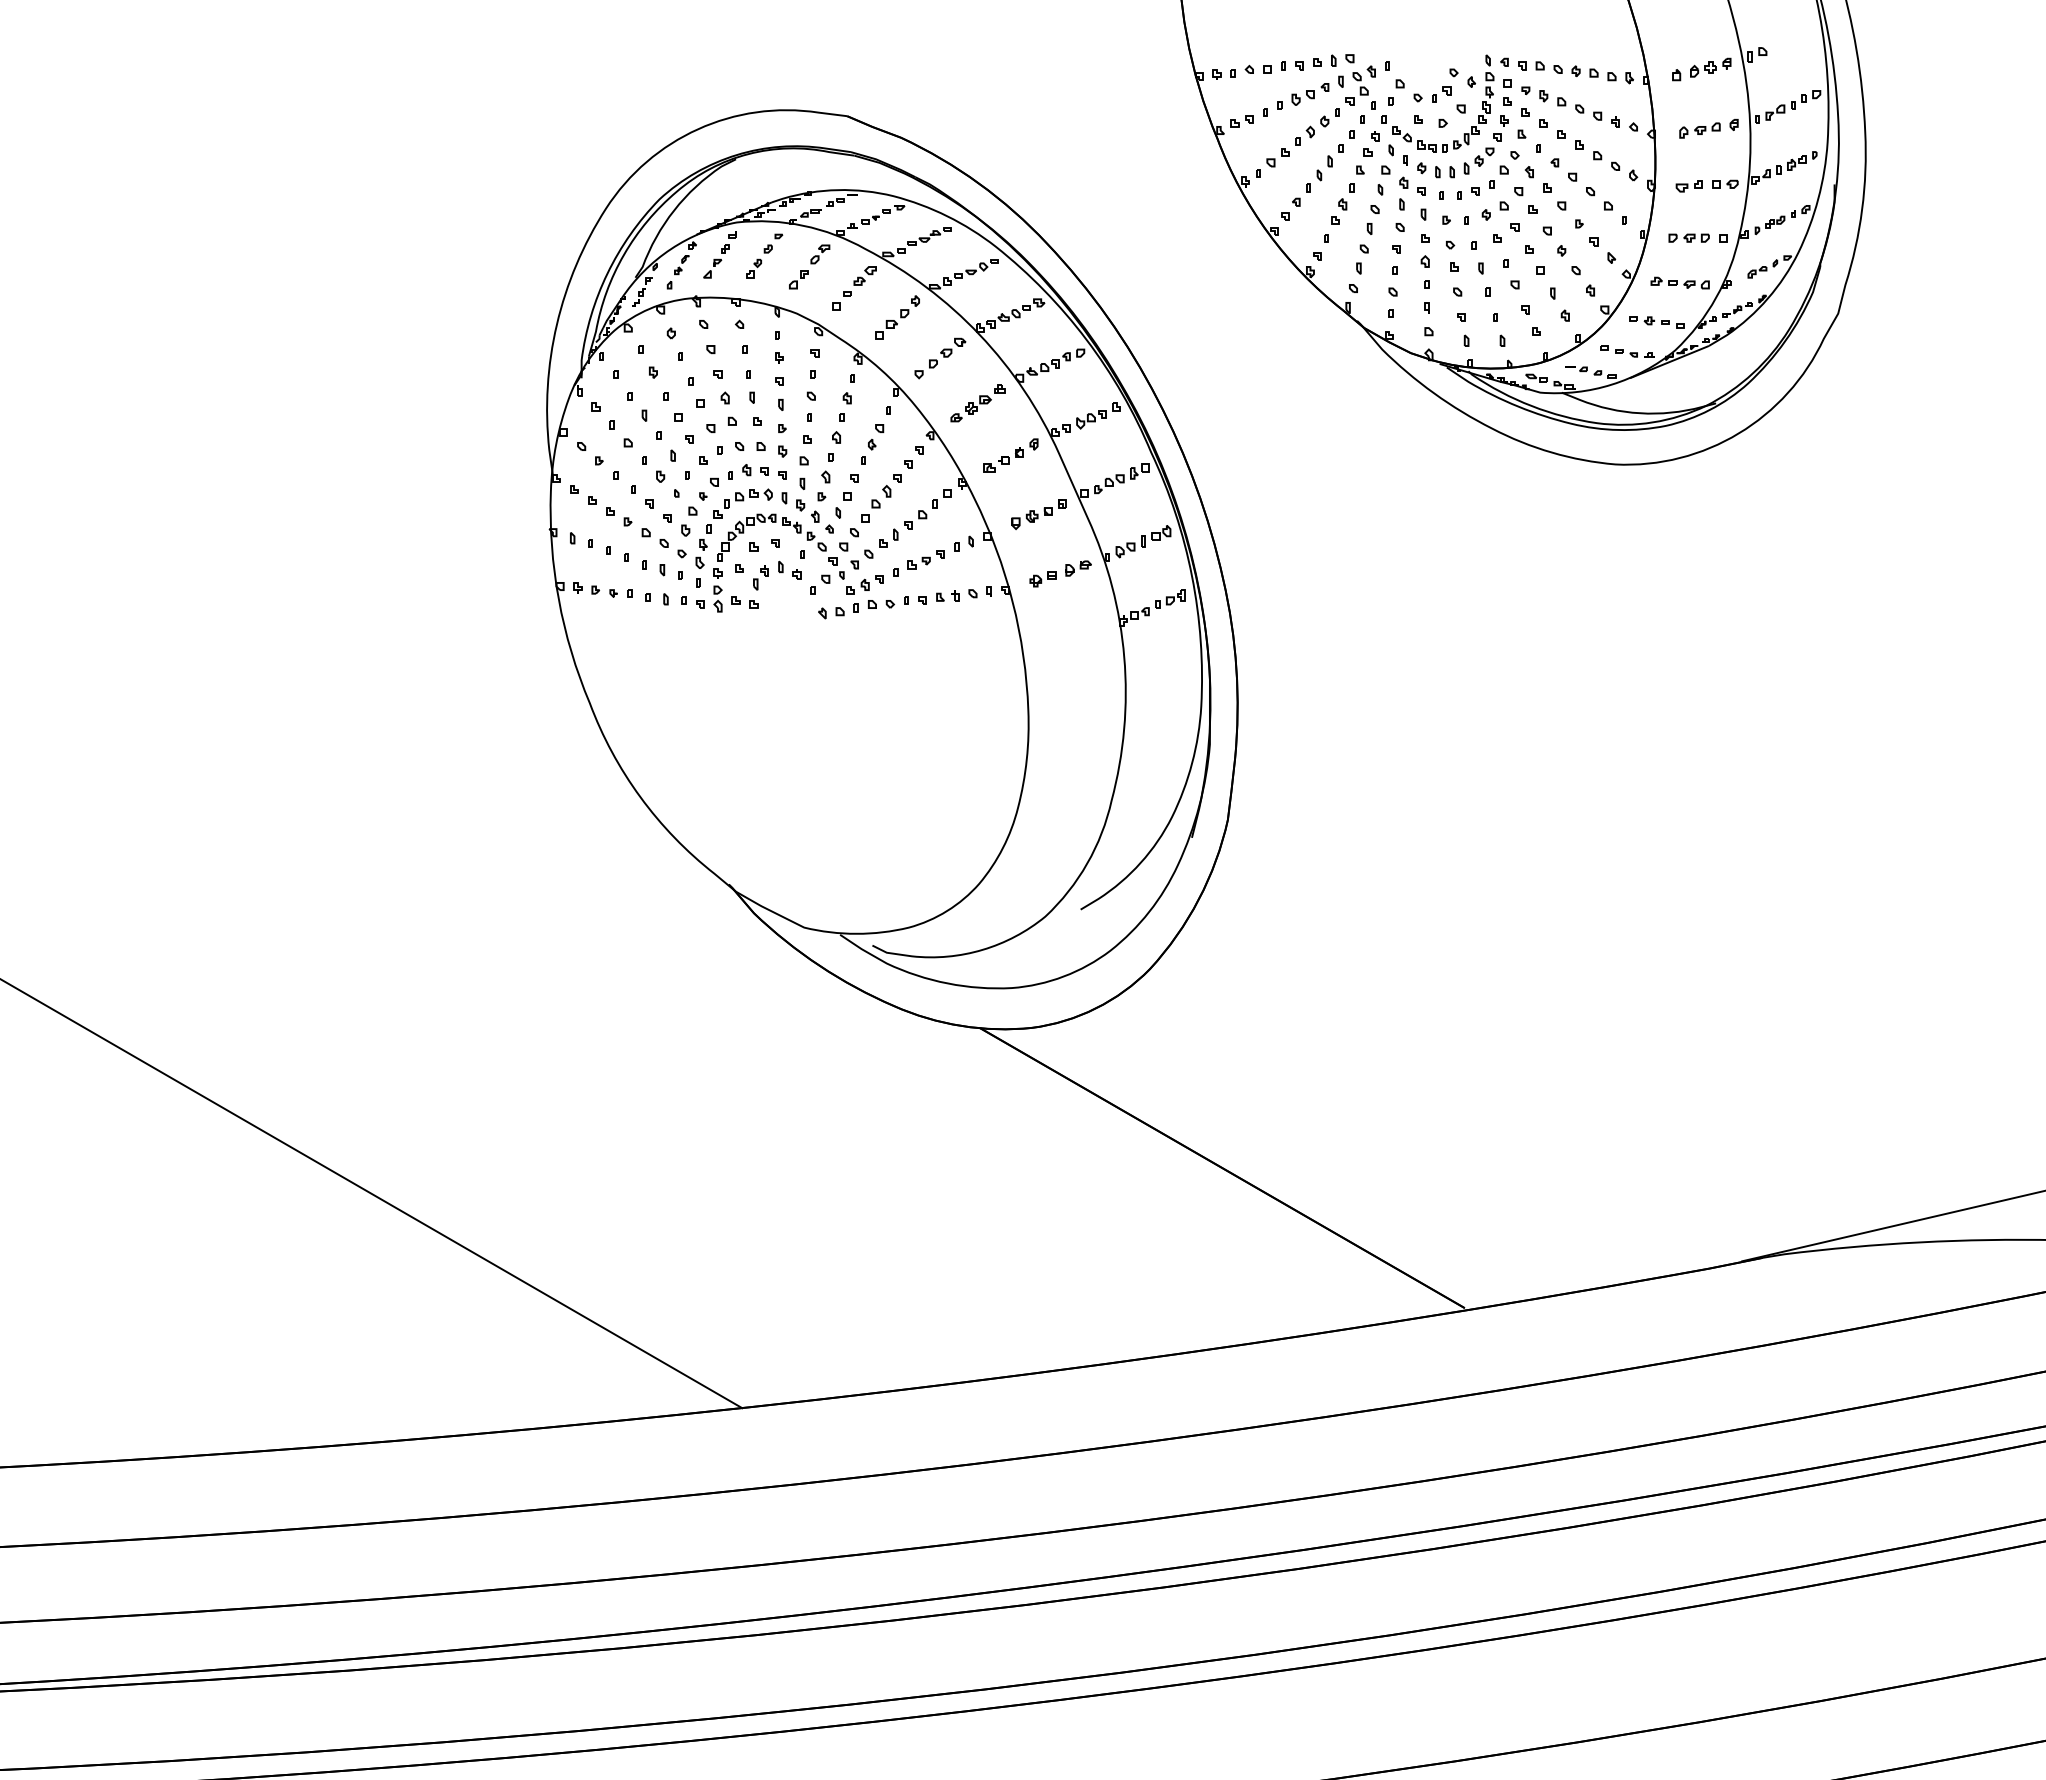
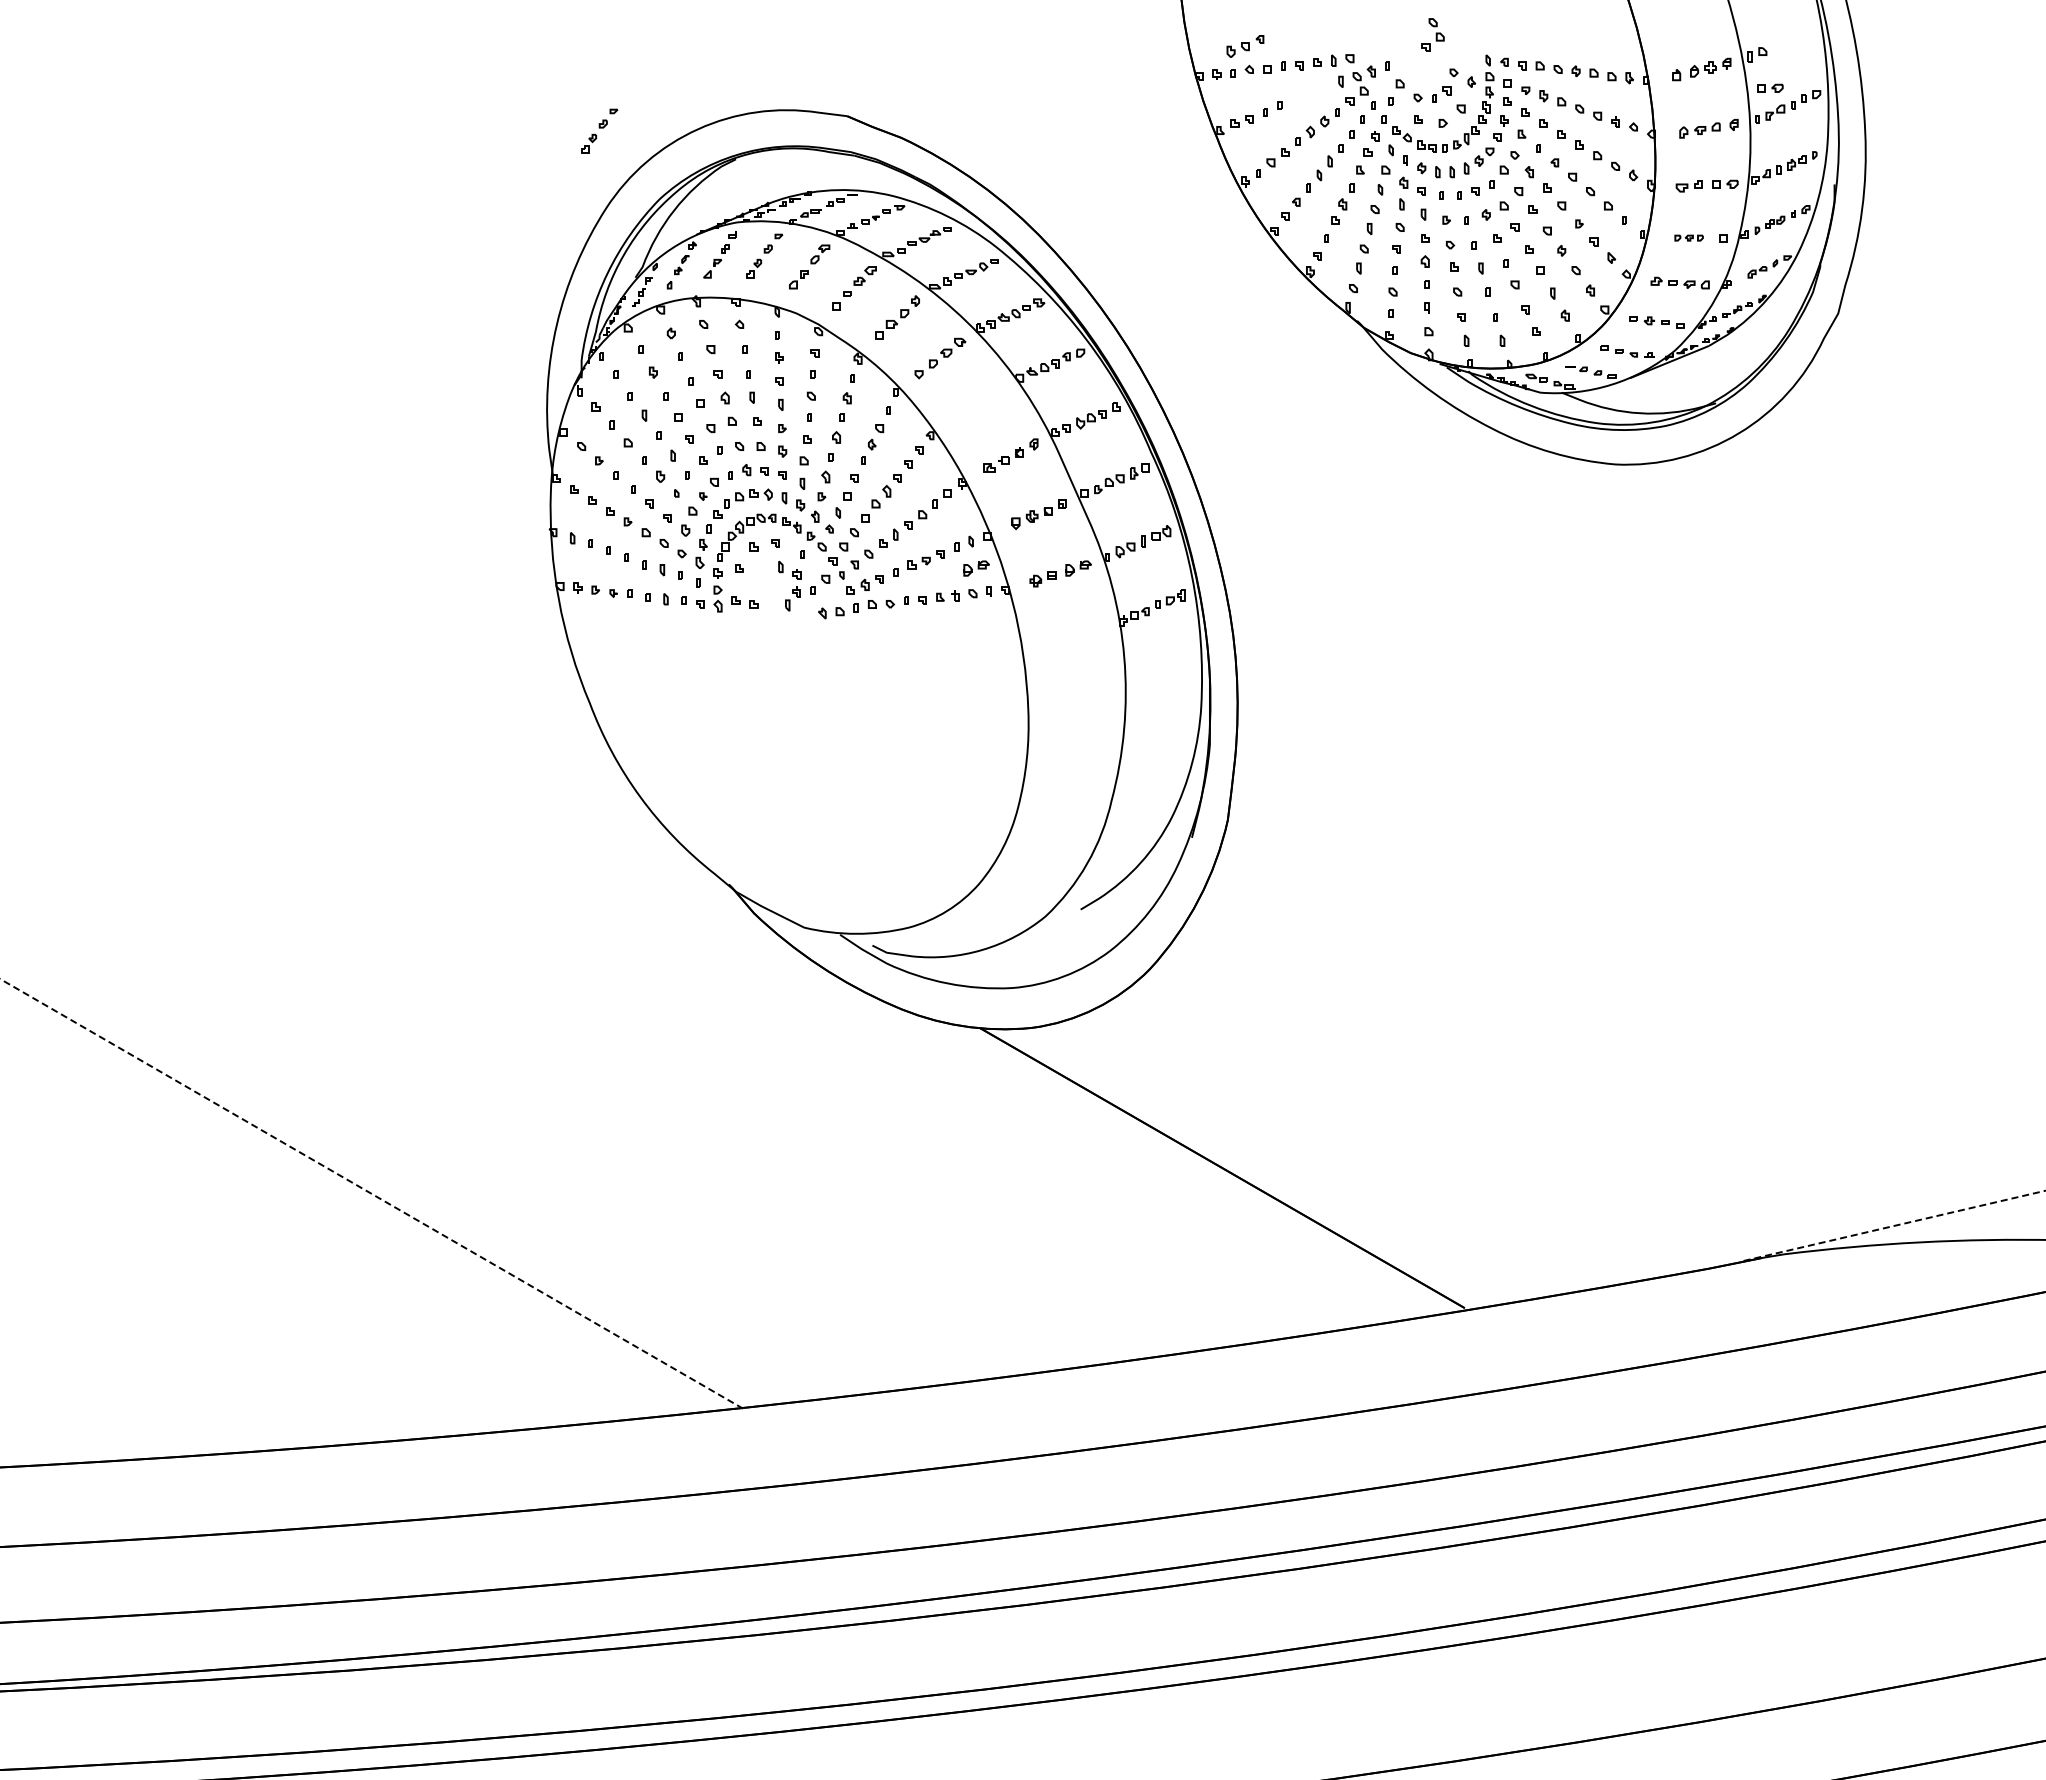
part: none -> present (1432, 34)
part: none -> present (1770, 87)
part position: (1310, 94) -> (1245, 46) (1245, 46)
part: none -> present (599, 130)
part size: 42x10 px -> 30x8 px (1688, 237)
part: present -> none (977, 403)
part: none -> present (976, 568)
part position: (760, 577) -> (792, 598) (792, 598)
line: solid -> dashed (371, 1193)
line: solid -> dashed (1893, 1226)
